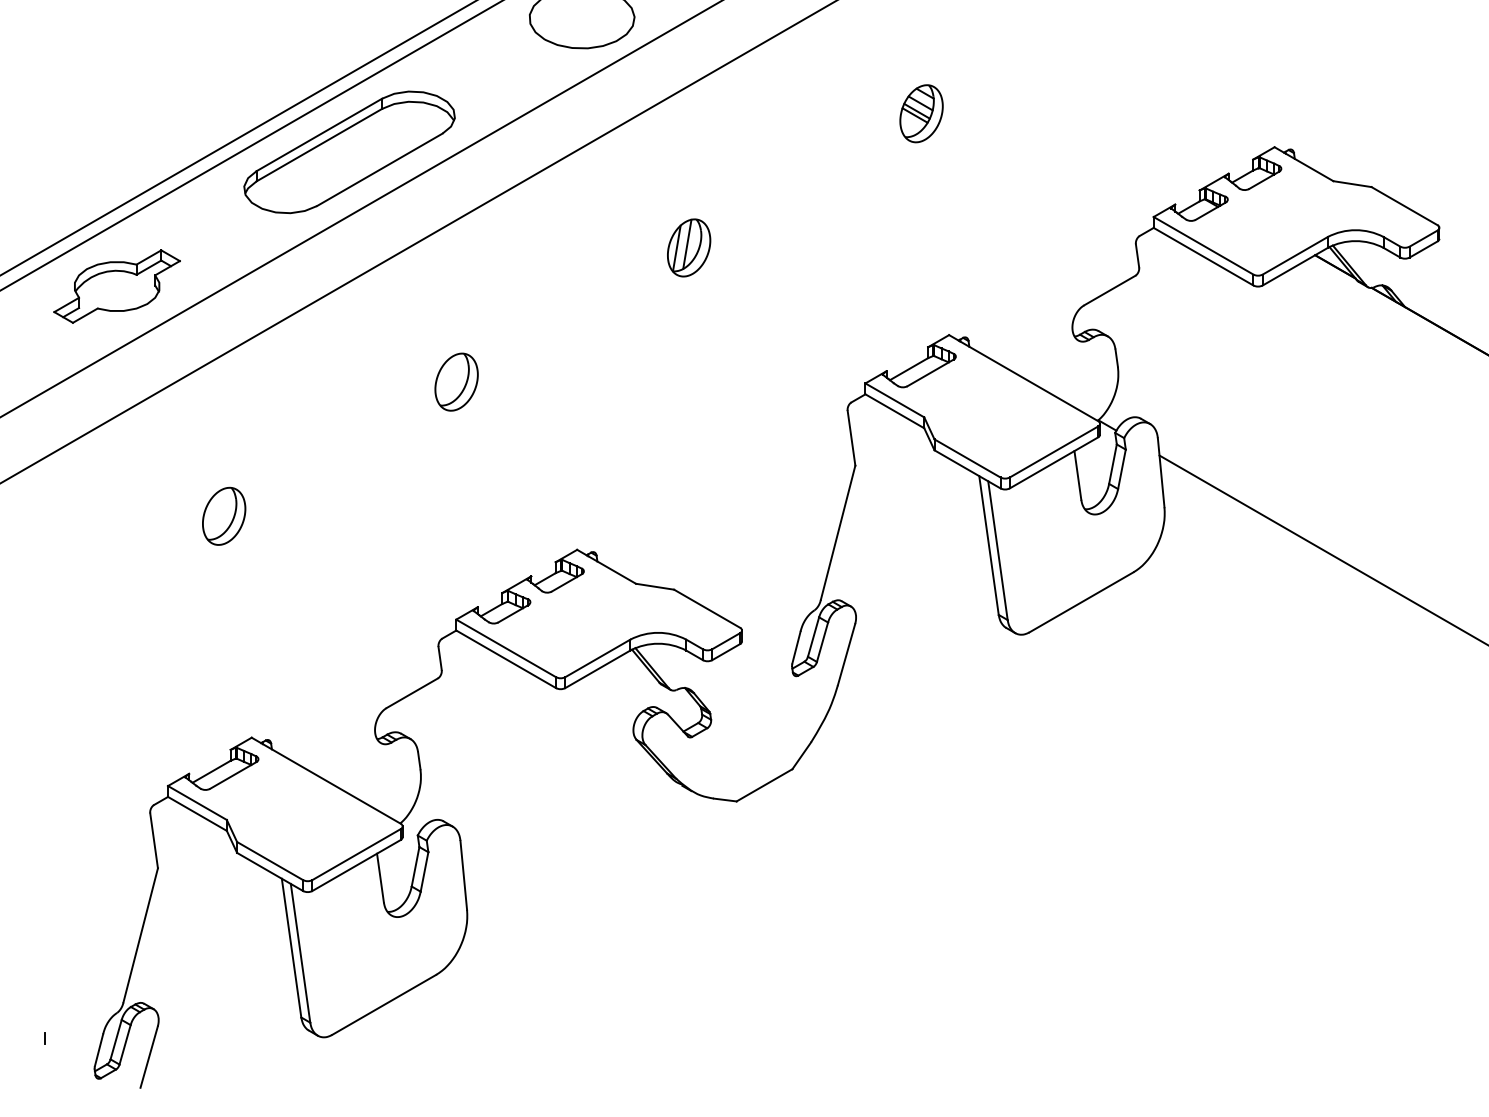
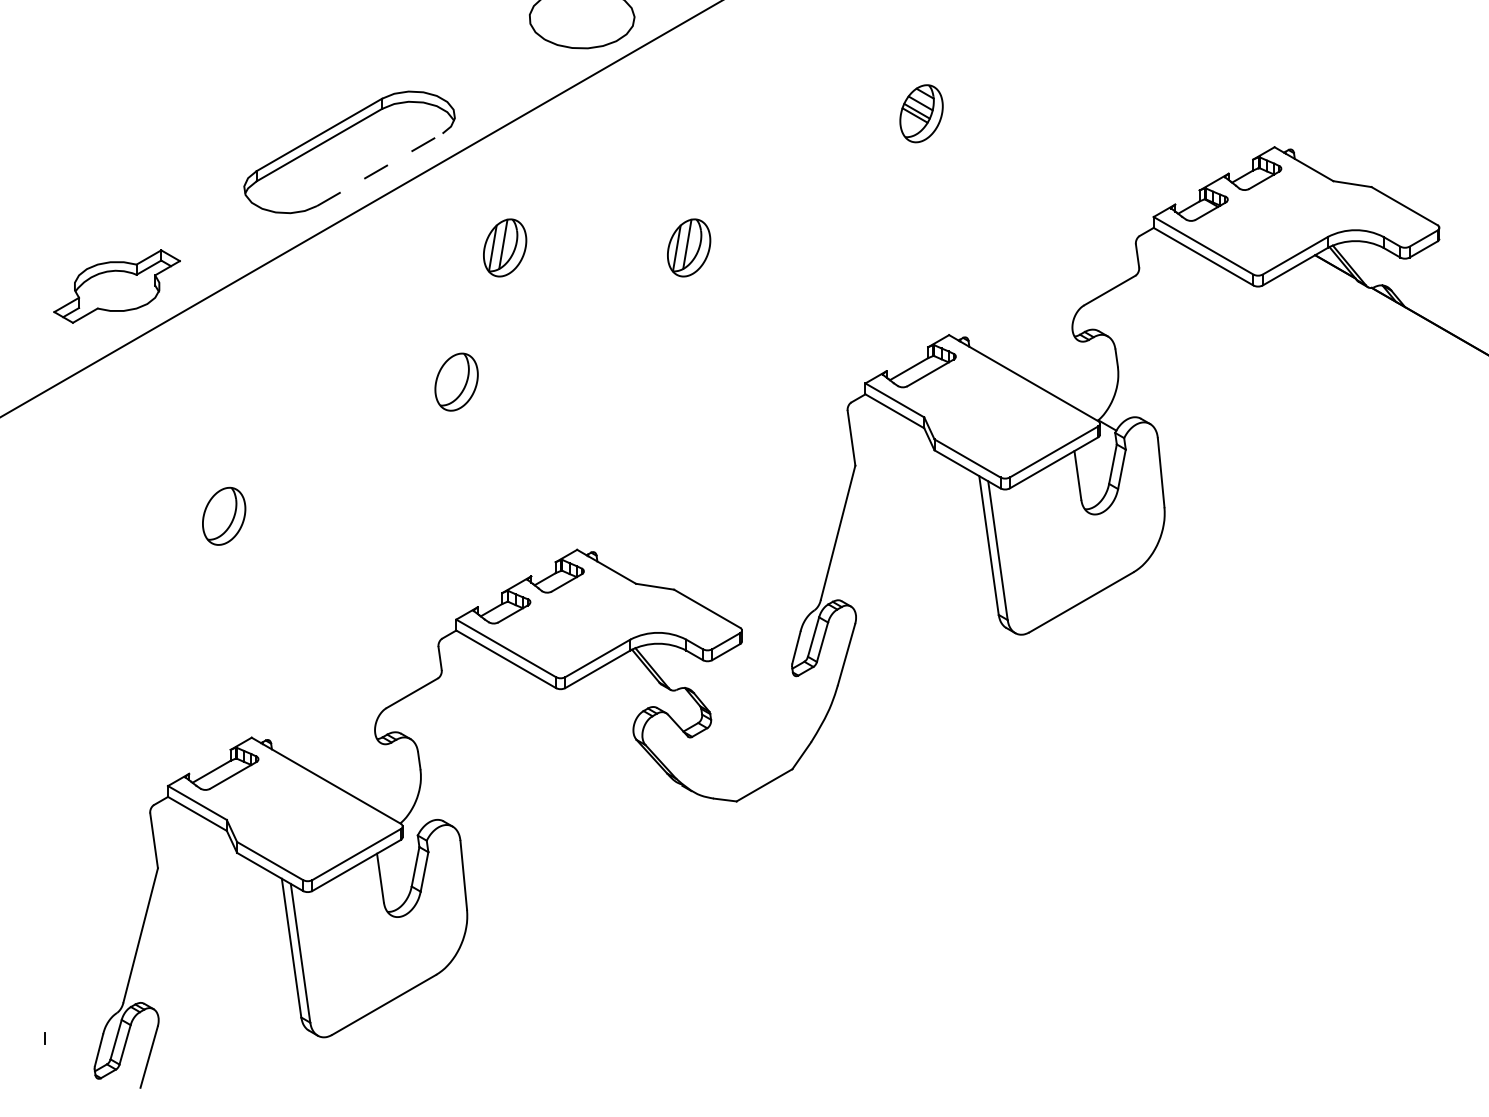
line: present -> none (237, 138)
line: present -> none (251, 145)
line: solid -> dashed (380, 169)
line: present -> none (417, 242)
part: none -> present (505, 247)
line: present -> none (1322, 549)
